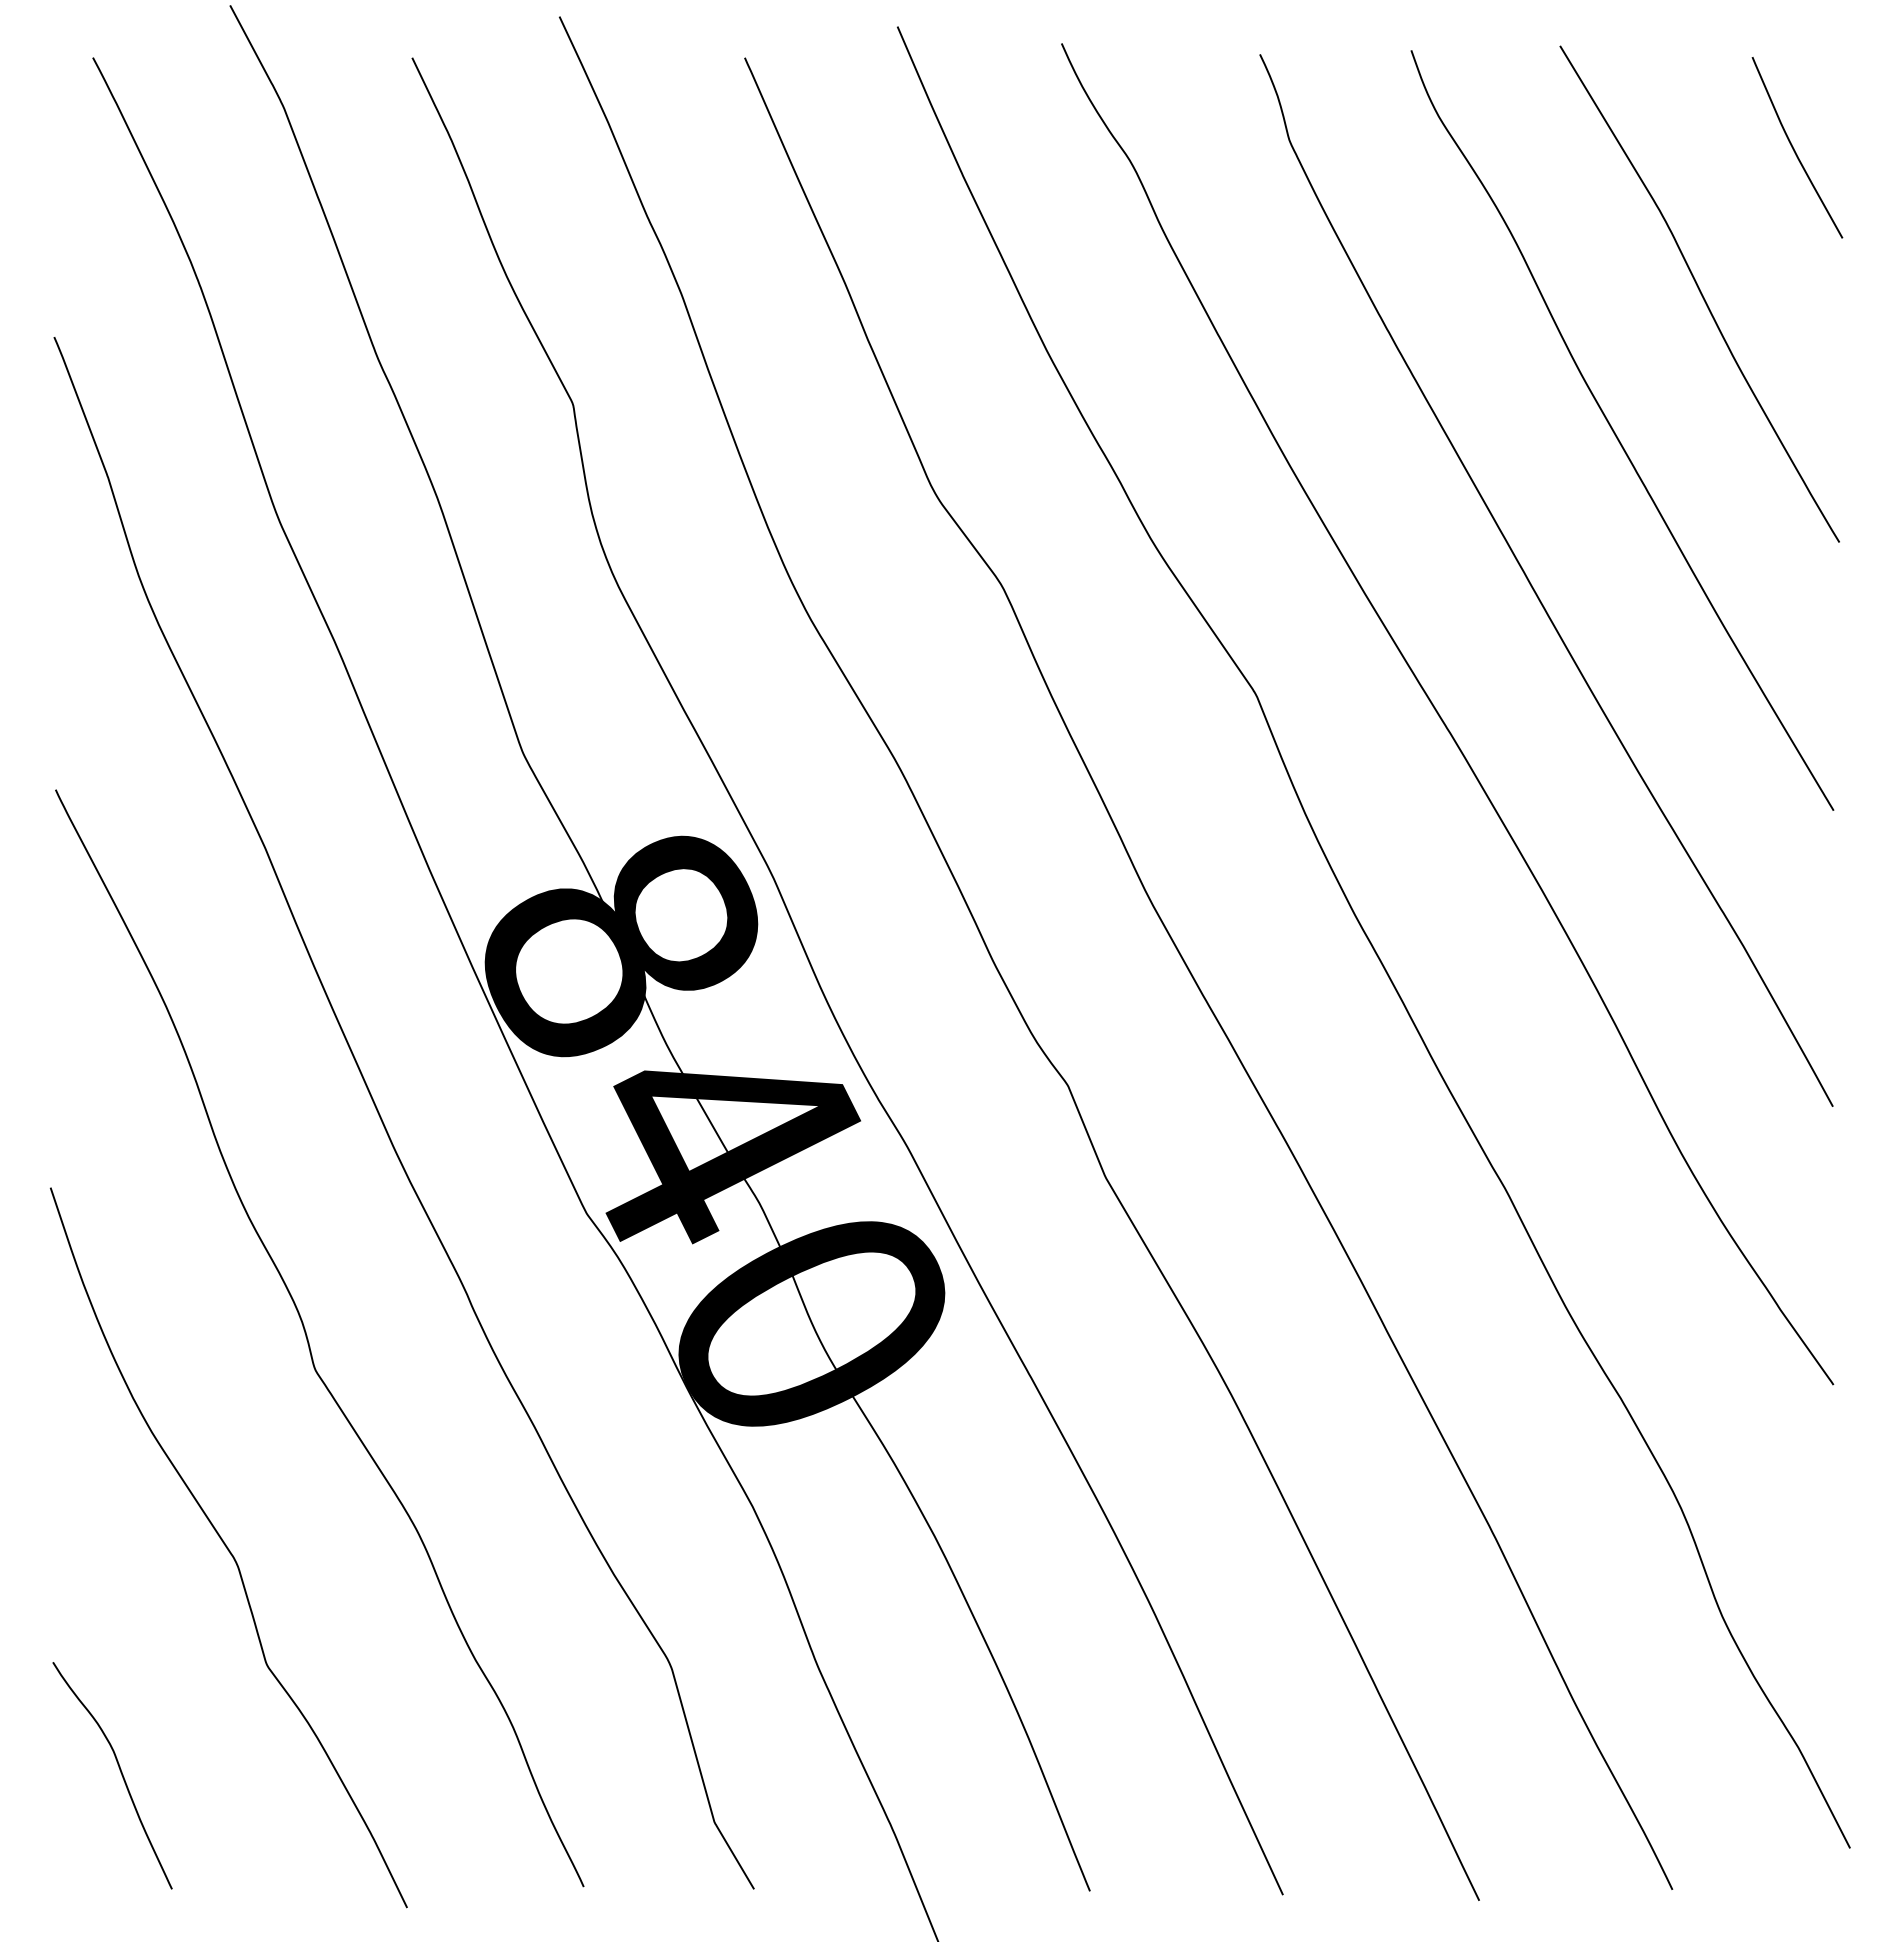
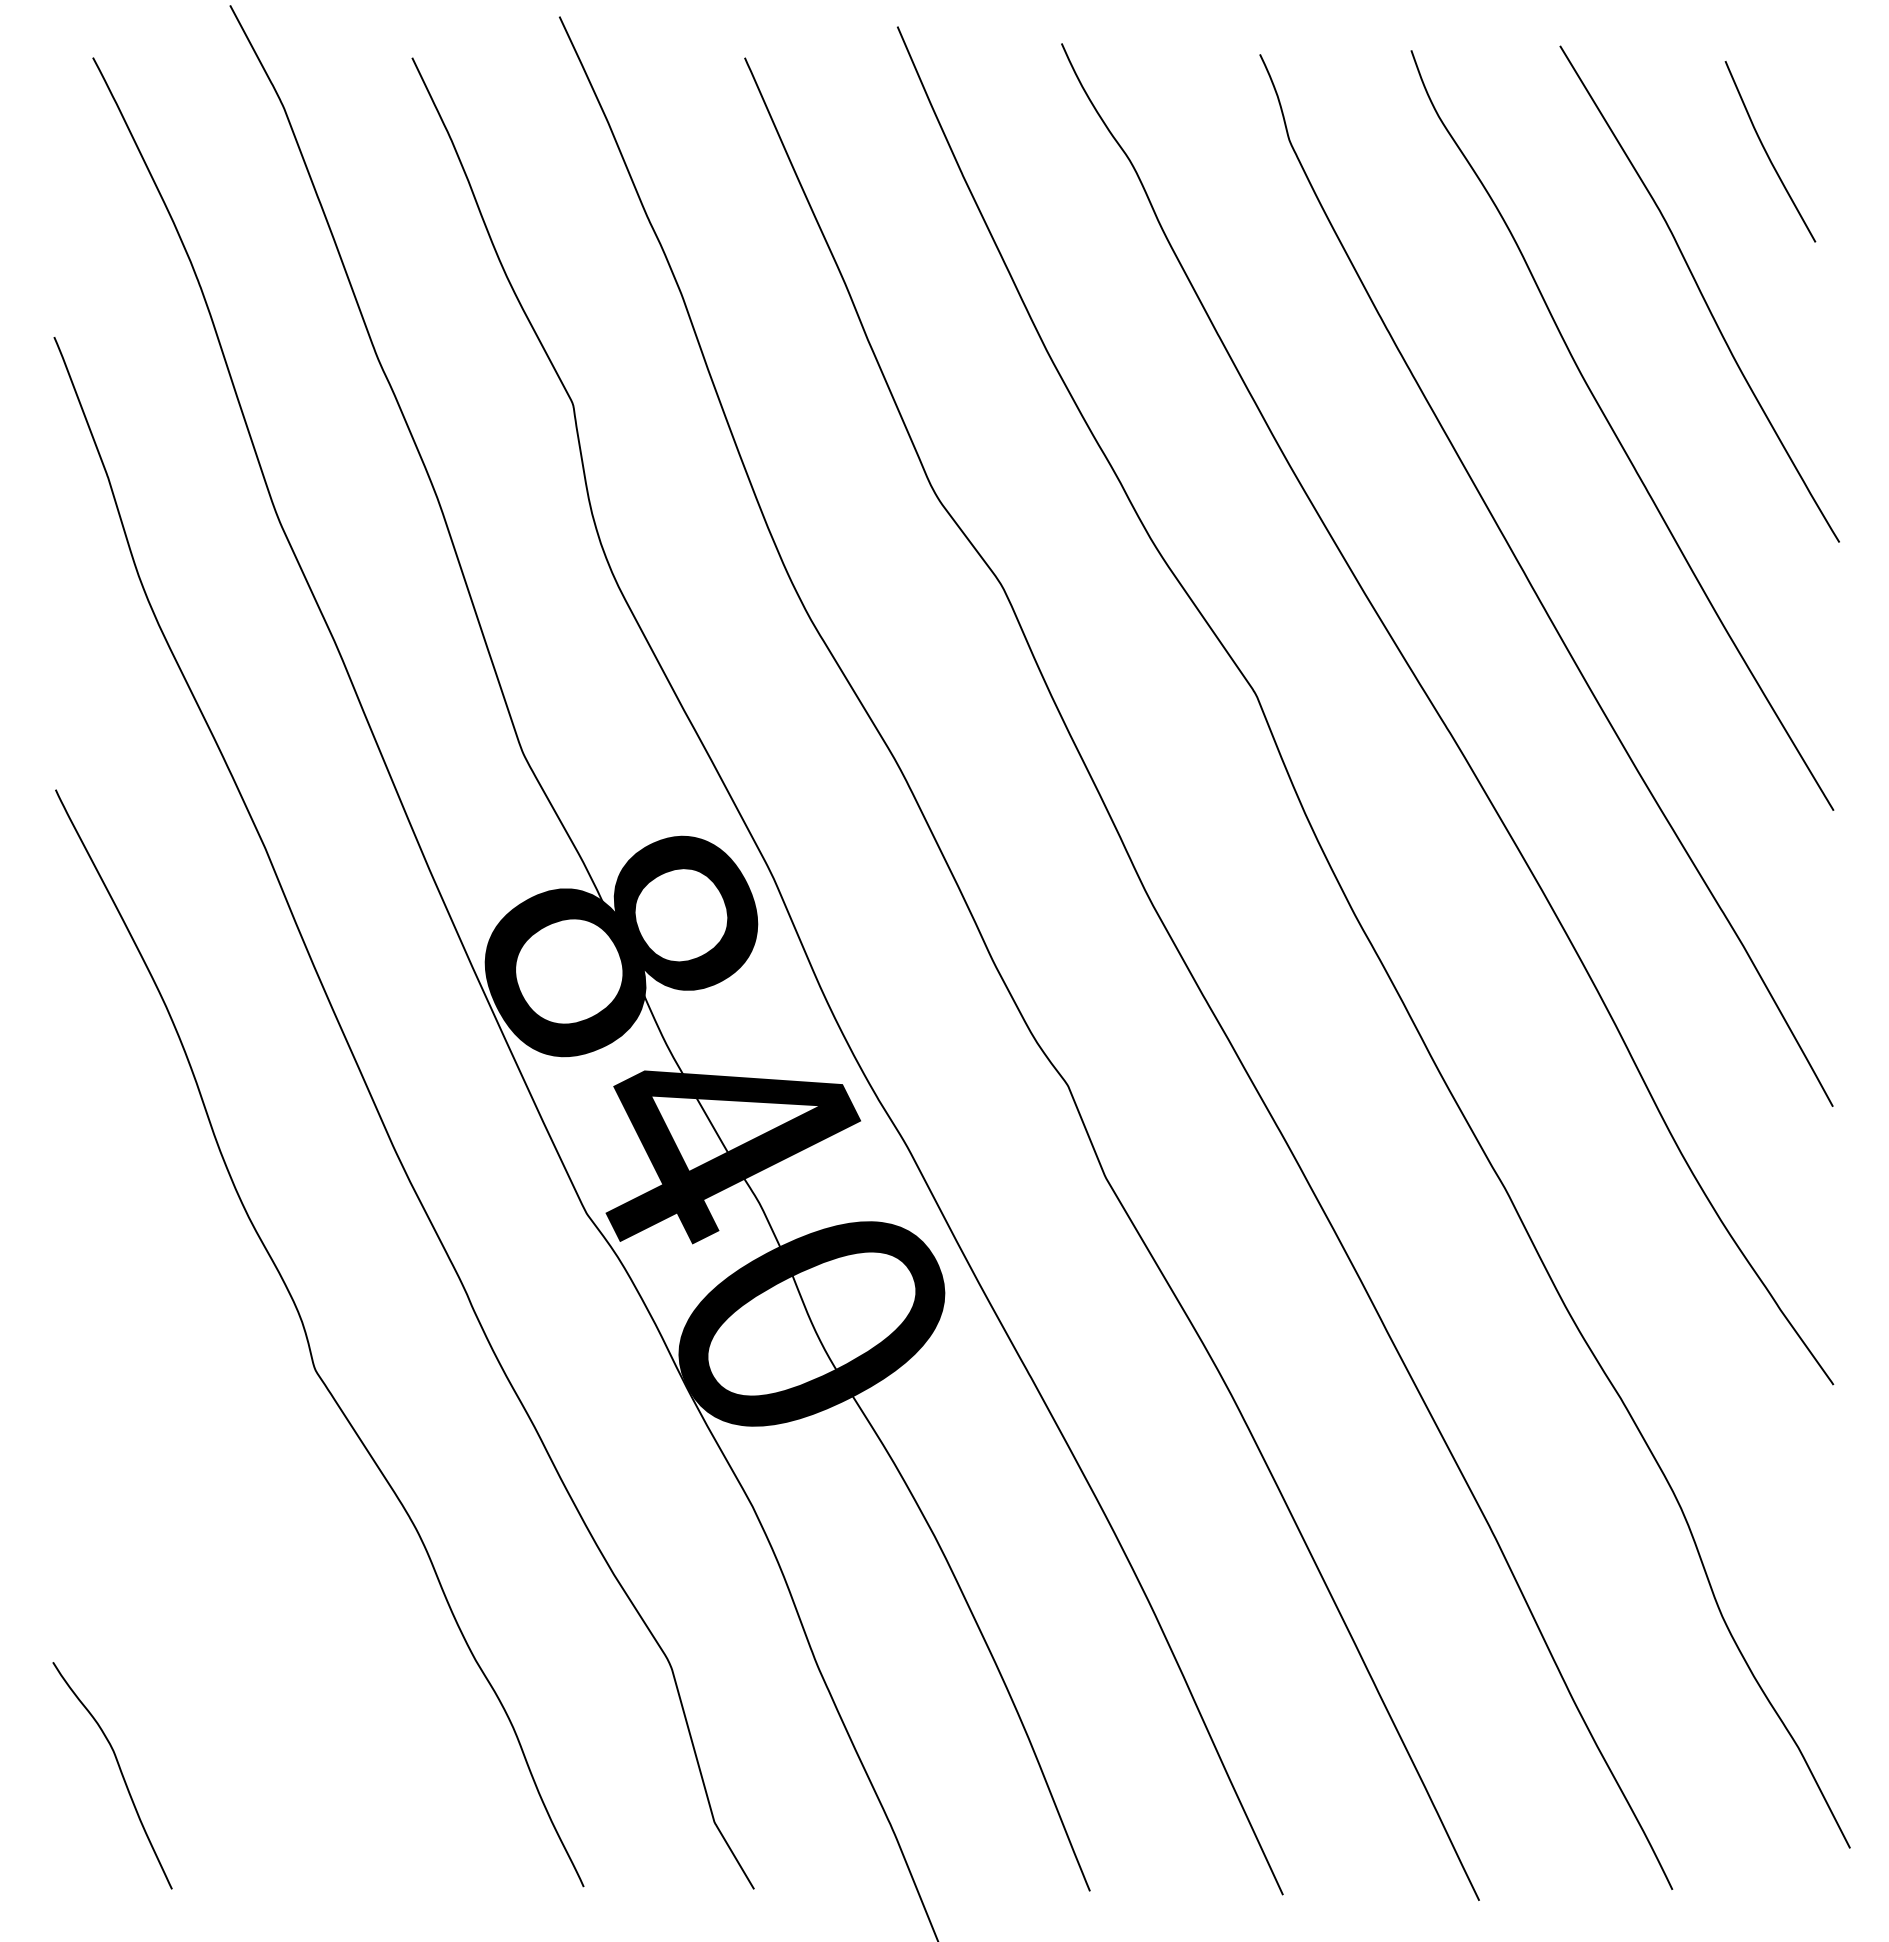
curve position: (1794, 148) -> (1767, 152) (1767, 152)
curve: present -> none (228, 1547)
